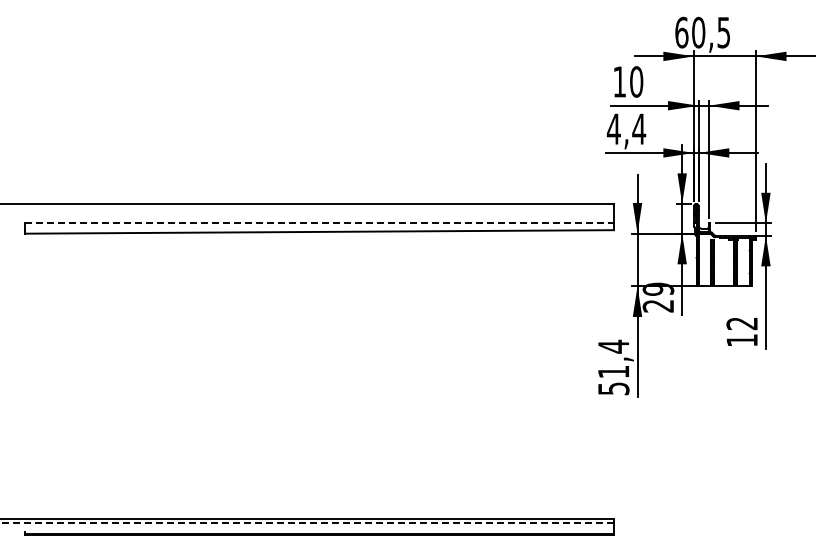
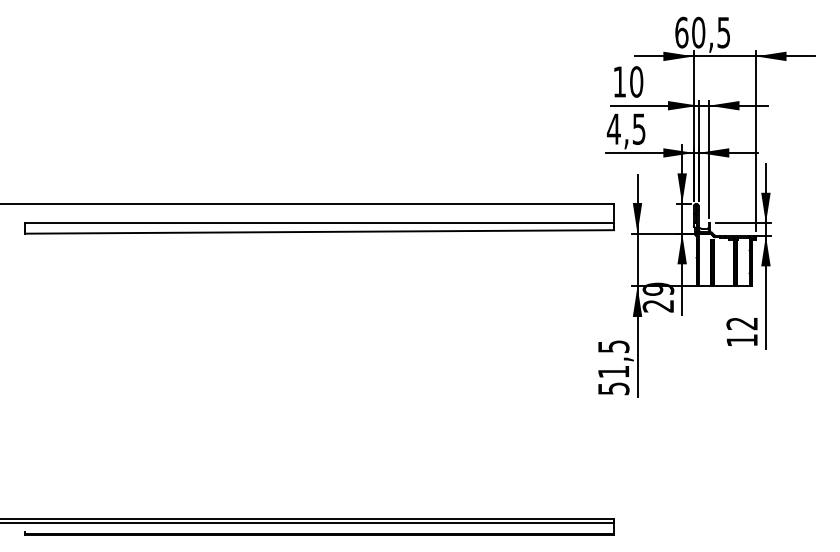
text: 4,4 -> 4,5 (639, 128)
line: dashed -> solid (320, 223)
text: 51,4 -> 51,5 (613, 346)
line: dashed -> solid (307, 523)
